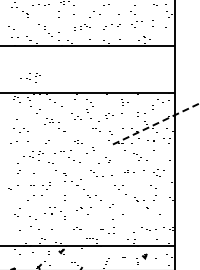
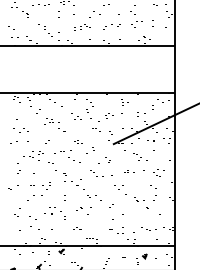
part: present -> none (30, 77)
line: dashed -> solid (156, 123)
part position: (107, 230) -> (116, 230) (116, 230)
